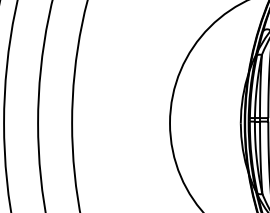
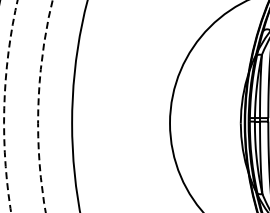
circle: solid -> dashed (10, 106)
circle: solid -> dashed (45, 106)
